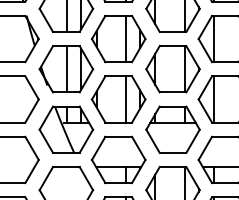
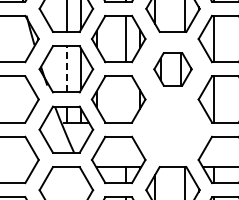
line: solid -> dashed (67, 68)
part size: 56x49 px -> 40x35 px (172, 69)
line: present -> none (125, 99)
part: present -> none (172, 129)
